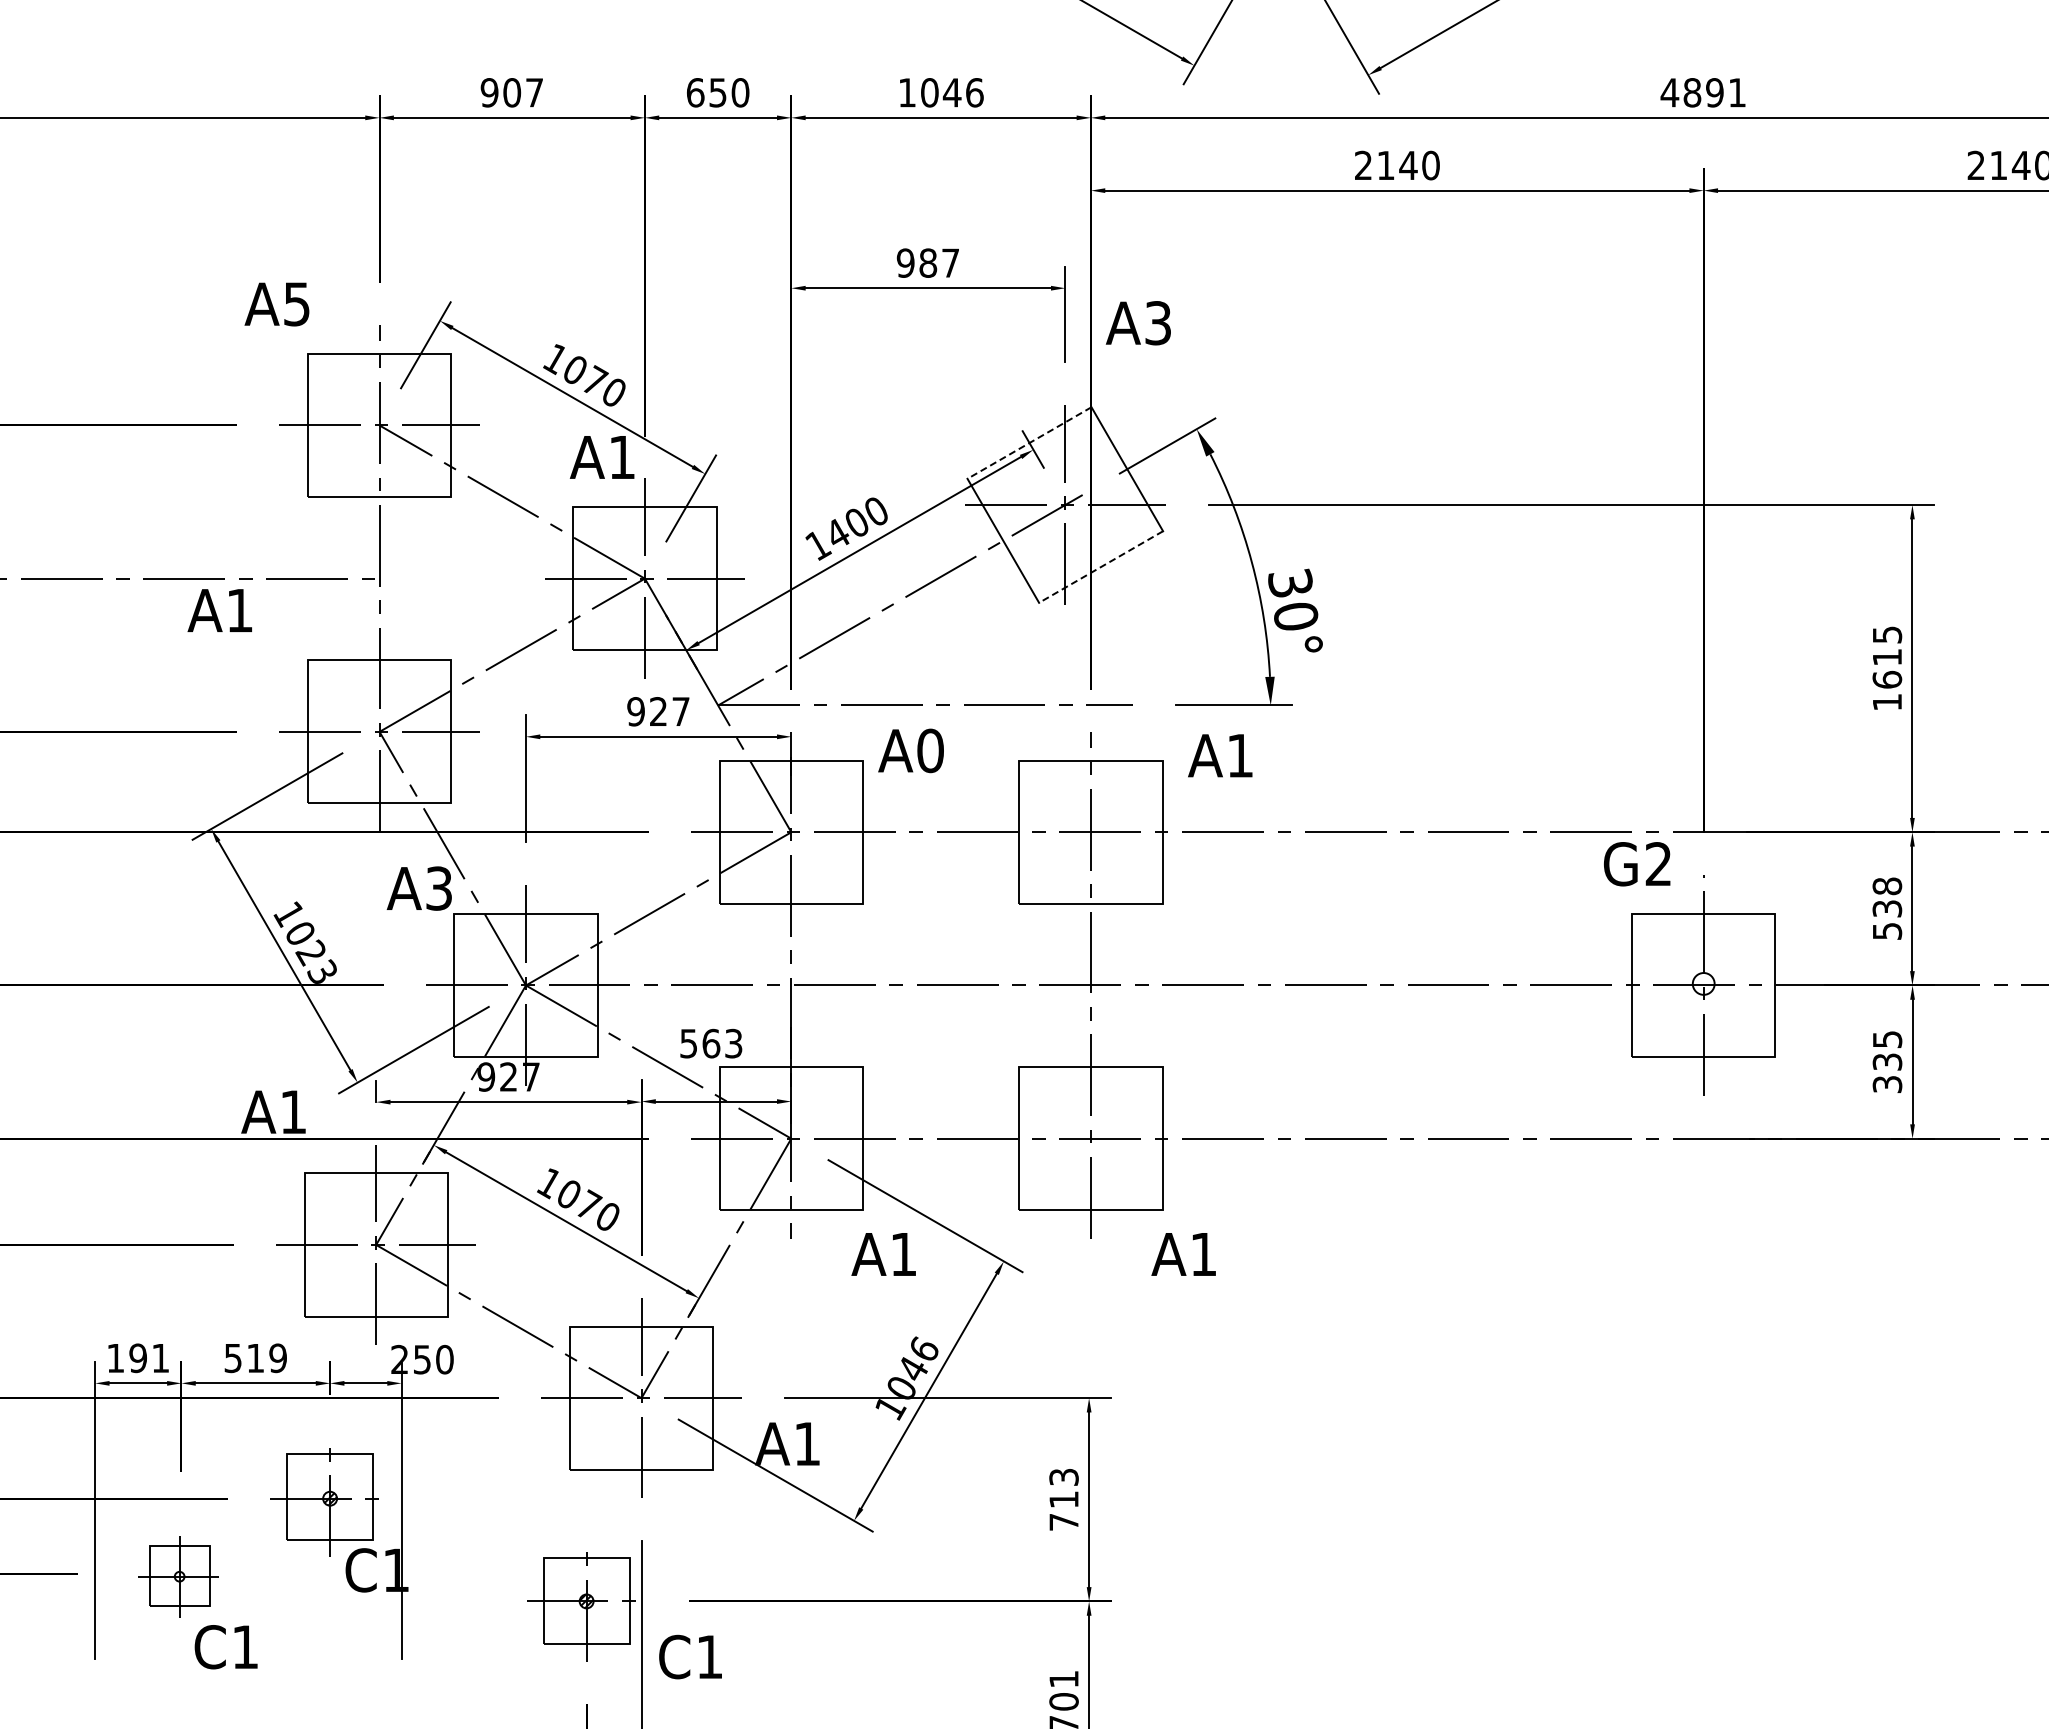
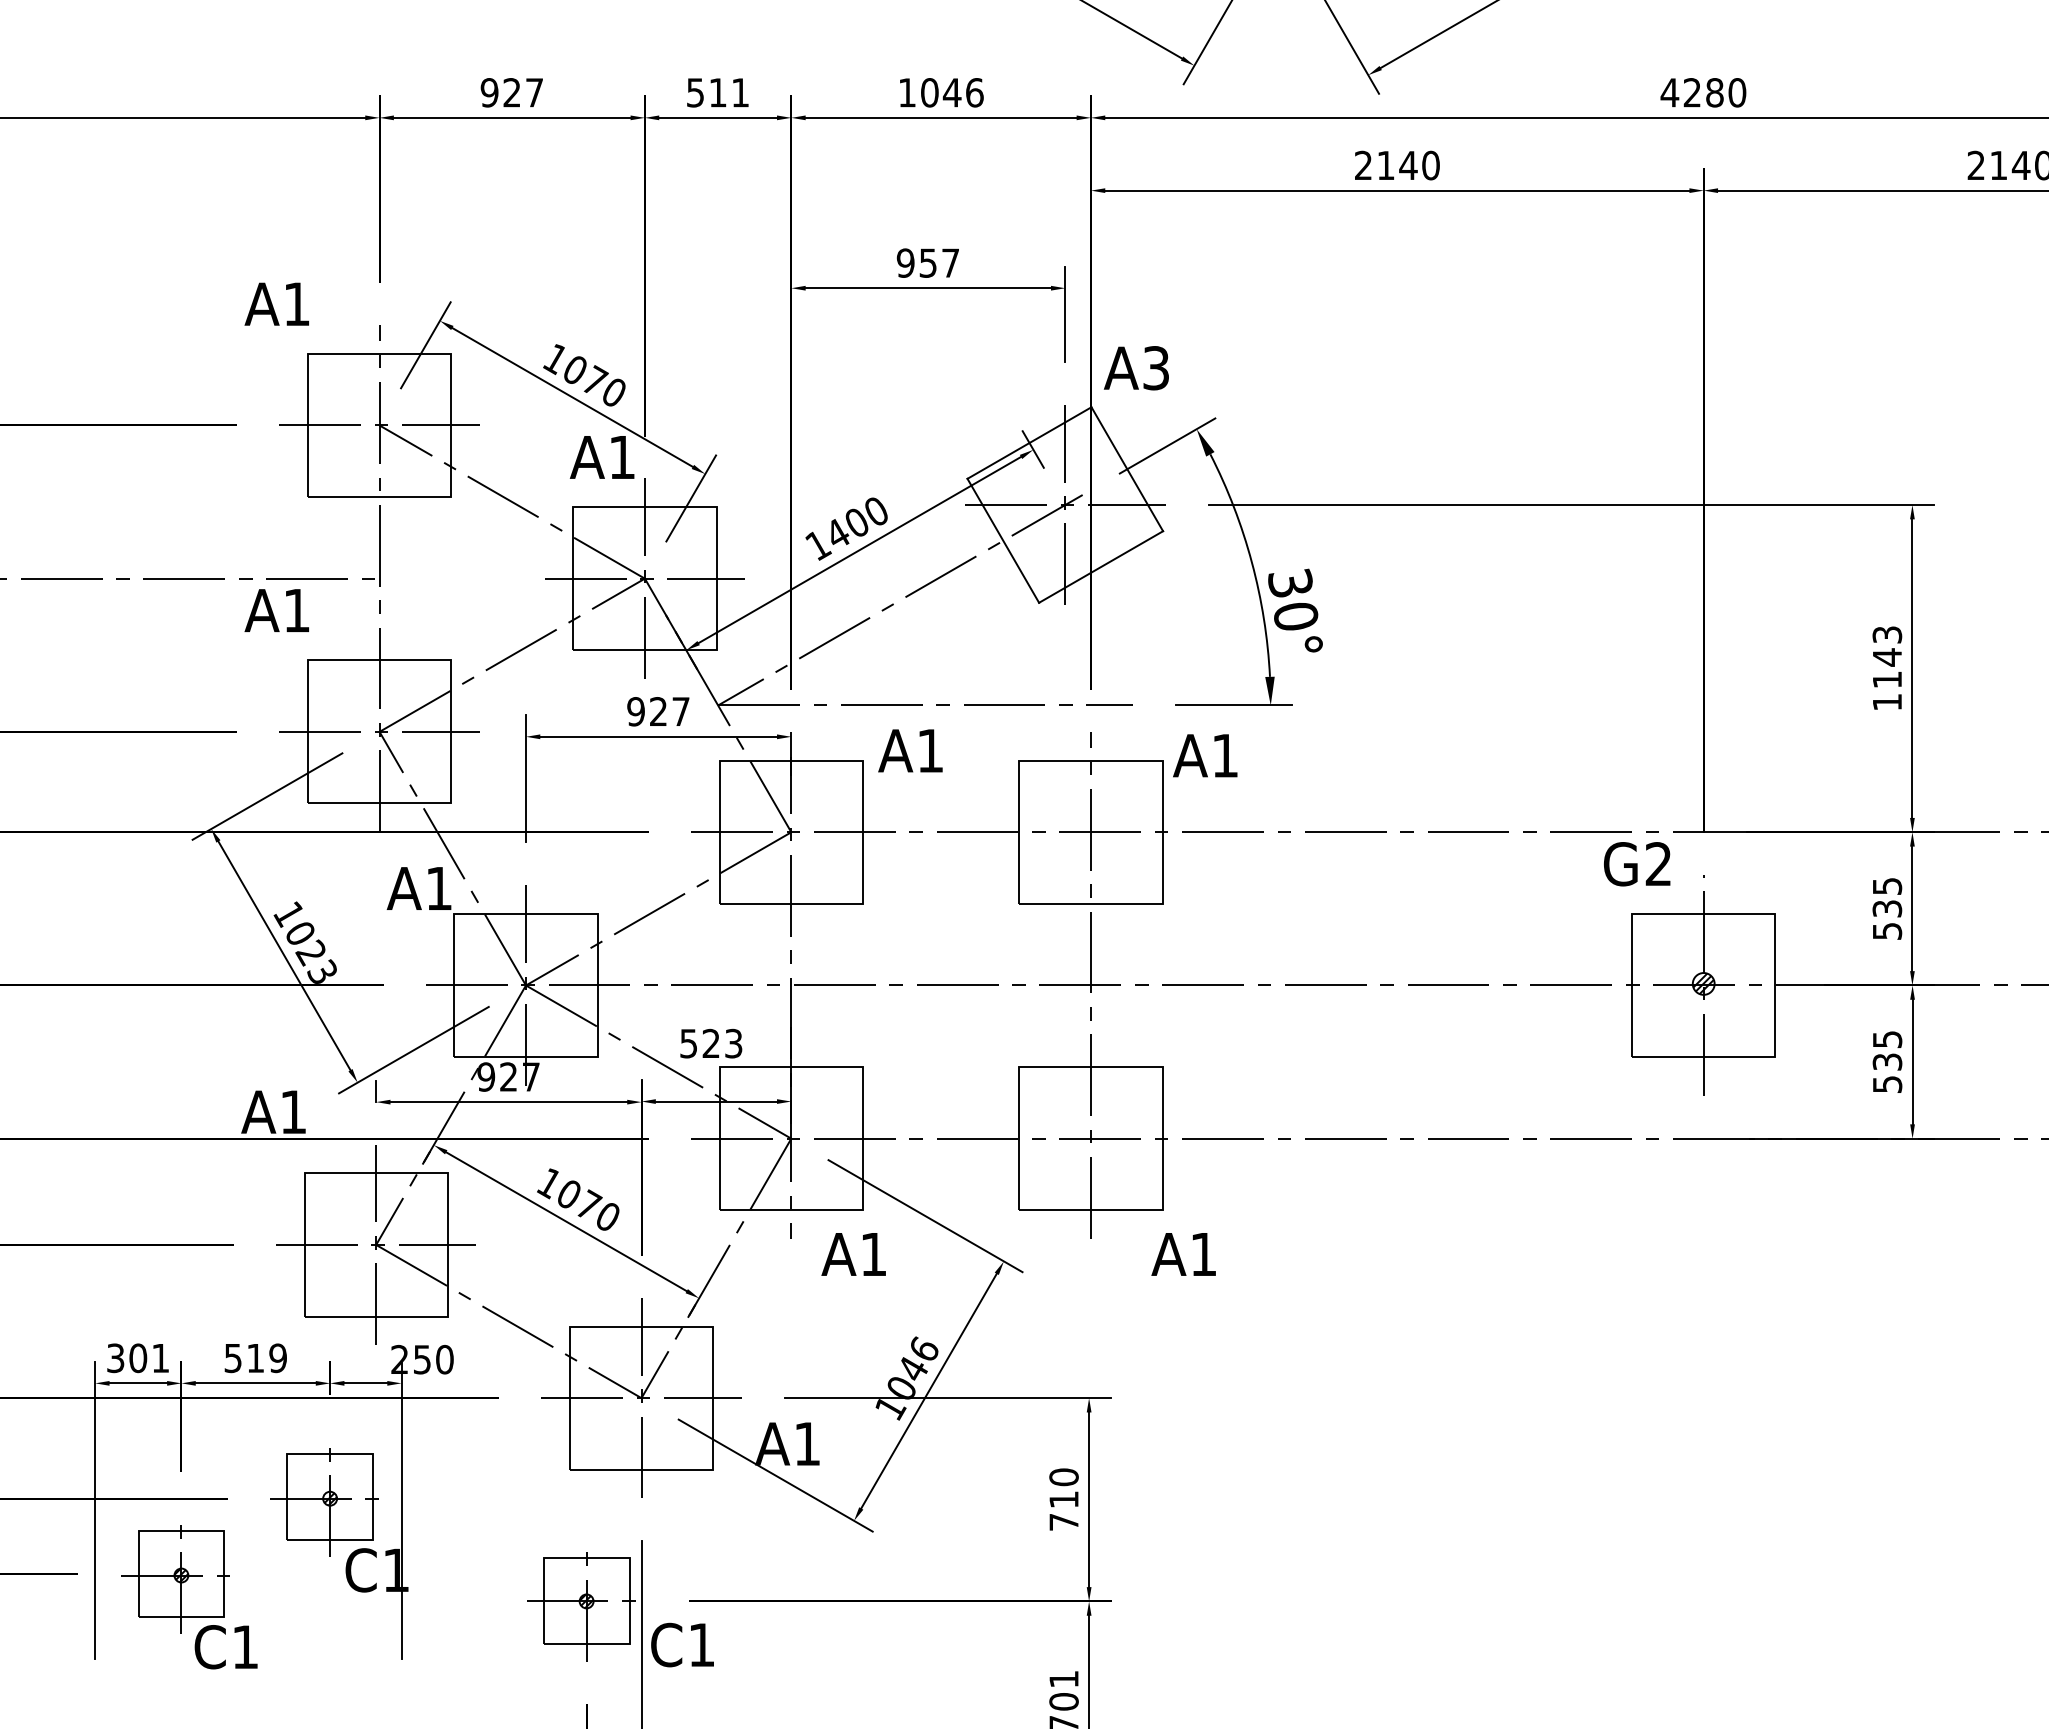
text: 907 -> 927 (512, 92)
text: 650 -> 511 (718, 92)
text: 4891 -> 4280 (1714, 92)
text: 987 -> 957 (928, 262)
text: A5 -> A1 (296, 304)
text position: (1137, 323) -> (1135, 368) (1135, 368)
line: dashed -> solid (1029, 443)
line: dashed -> solid (1101, 567)
text position: (219, 610) -> (276, 610) (276, 610)
text: 1615 -> 1143 (1887, 657)
text: A0 -> A1 (930, 750)
text position: (1220, 755) -> (1205, 755) (1205, 755)
text: 538 -> 535 (1887, 886)
text: A3 -> A1 (438, 888)
hatch: none -> present (1703, 983)
text: 563 -> 523 (711, 1043)
text: 335 -> 535 (1886, 1084)
text position: (883, 1254) -> (853, 1254) (853, 1254)
text: 191 -> 301 (127, 1358)
text: 713 -> 710 (1063, 1477)
part size: 81x82 px -> 109x109 px (175, 1579)
text position: (690, 1656) -> (682, 1644) (682, 1644)
